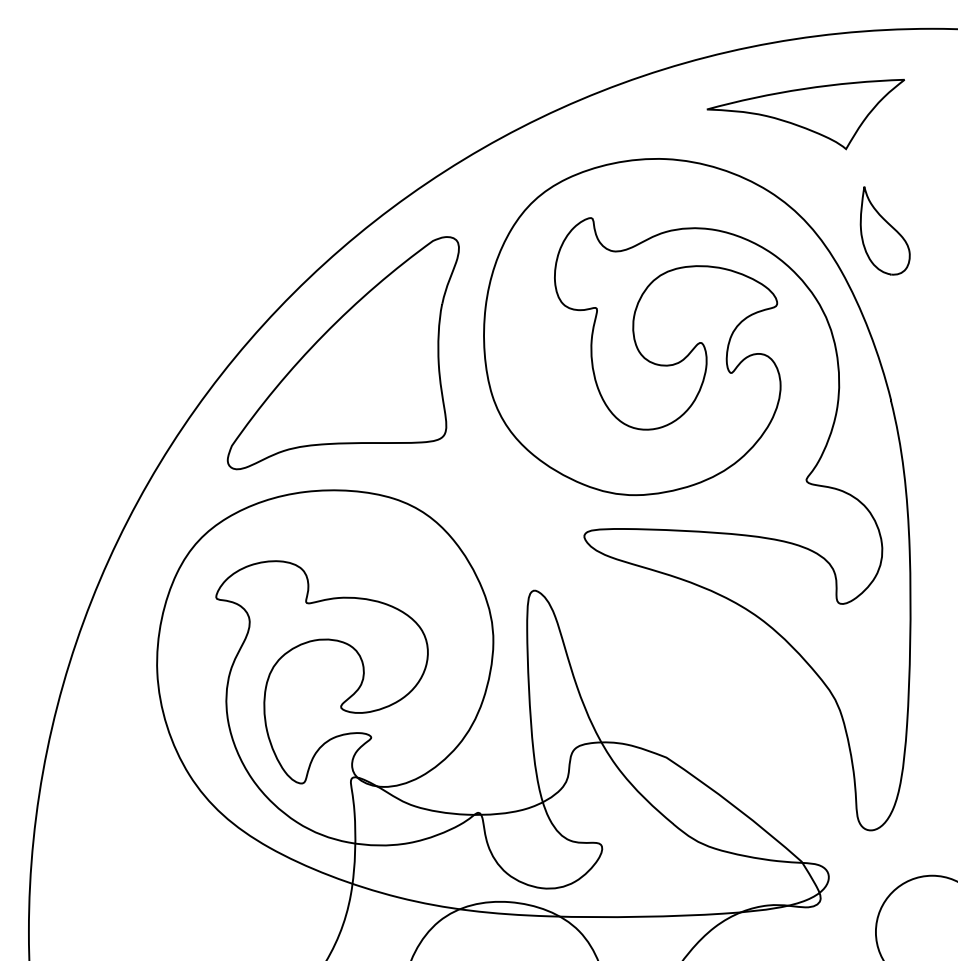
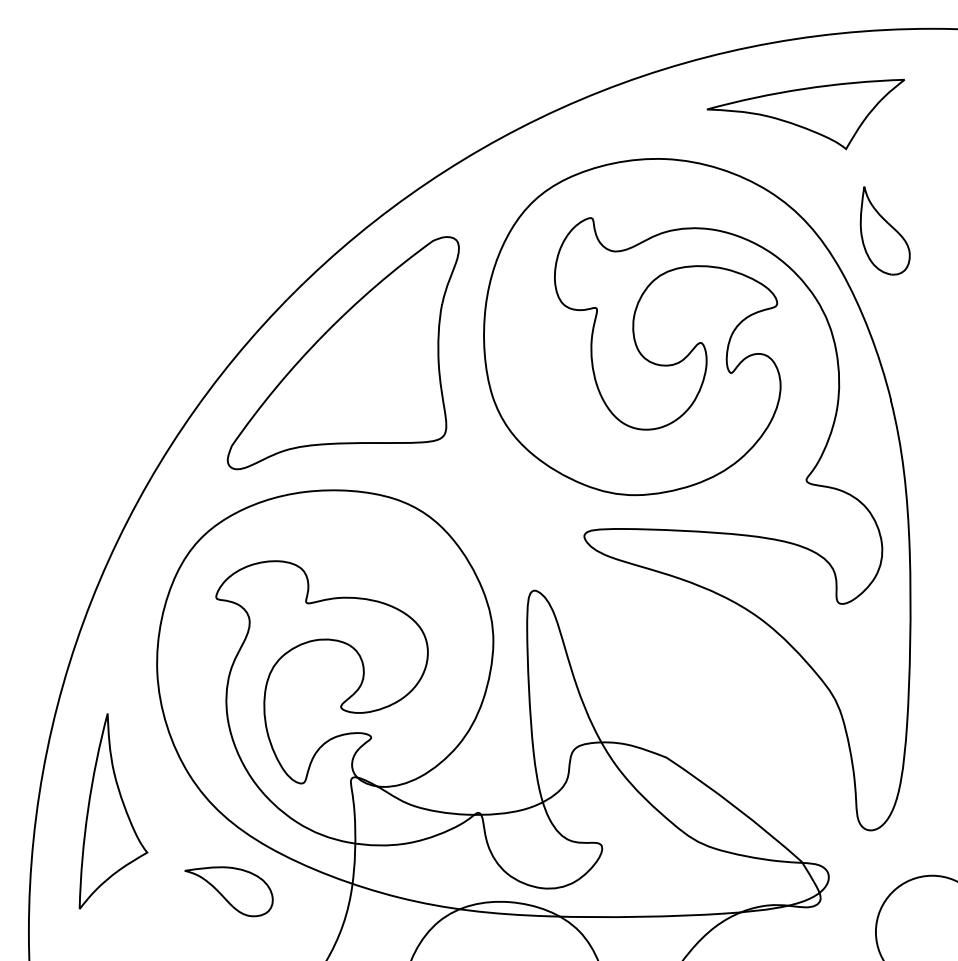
part: none -> present (113, 811)
part: none -> present (228, 891)
